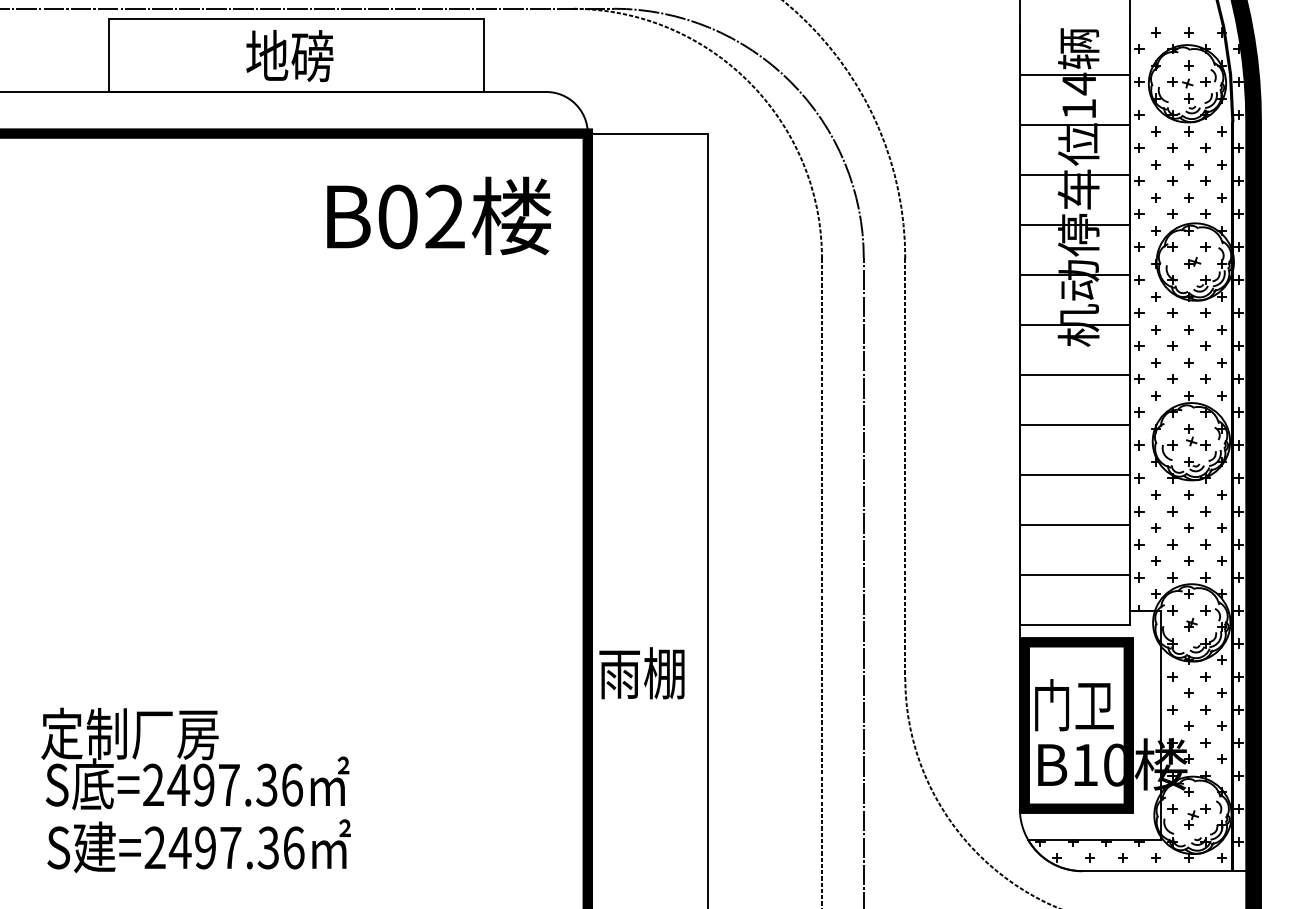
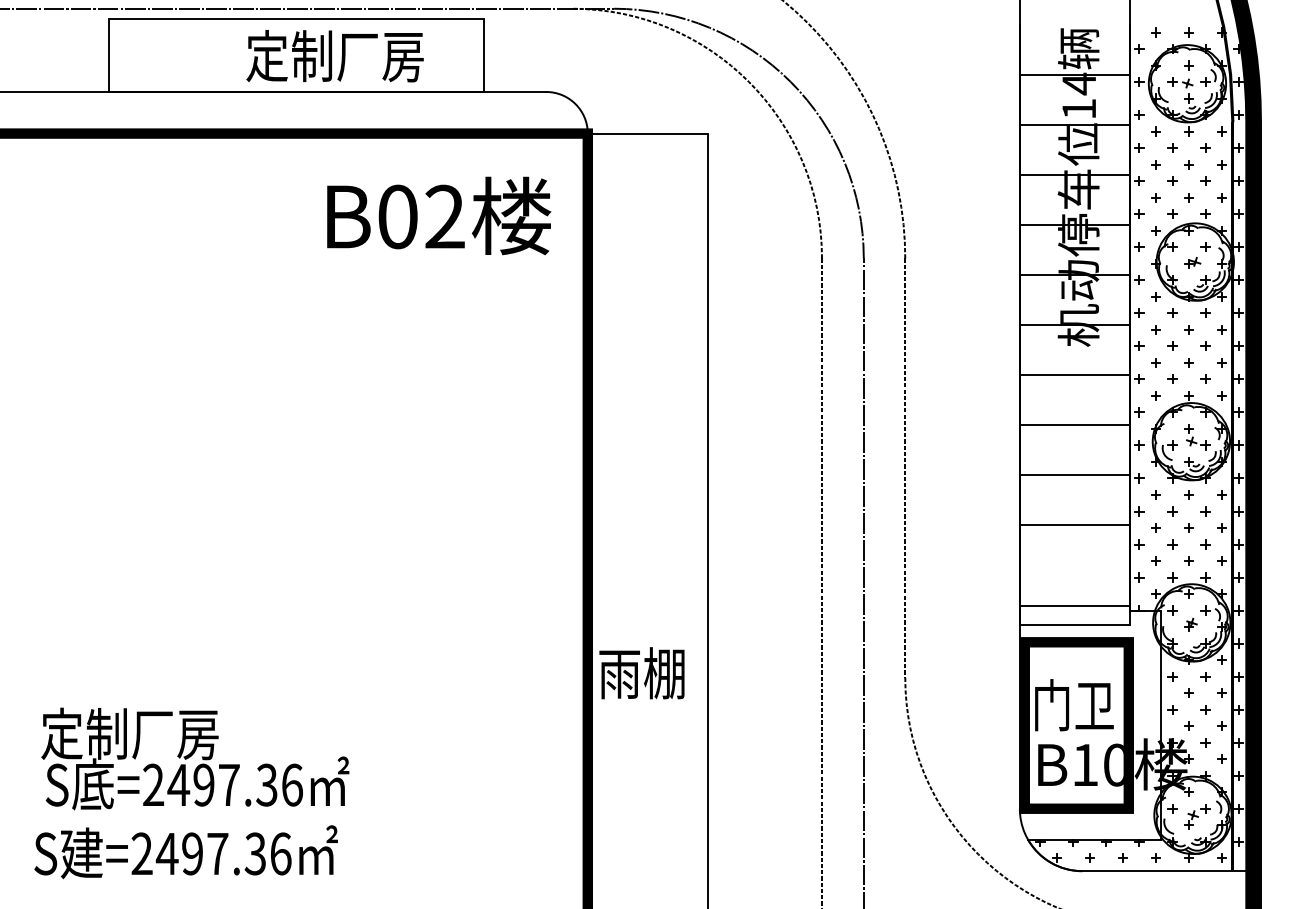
text: 地磅 -> 定制厂房 (334, 56)
line position: (1074, 574) -> (1074, 605) (1074, 605)
text position: (198, 846) -> (185, 852) (185, 852)
